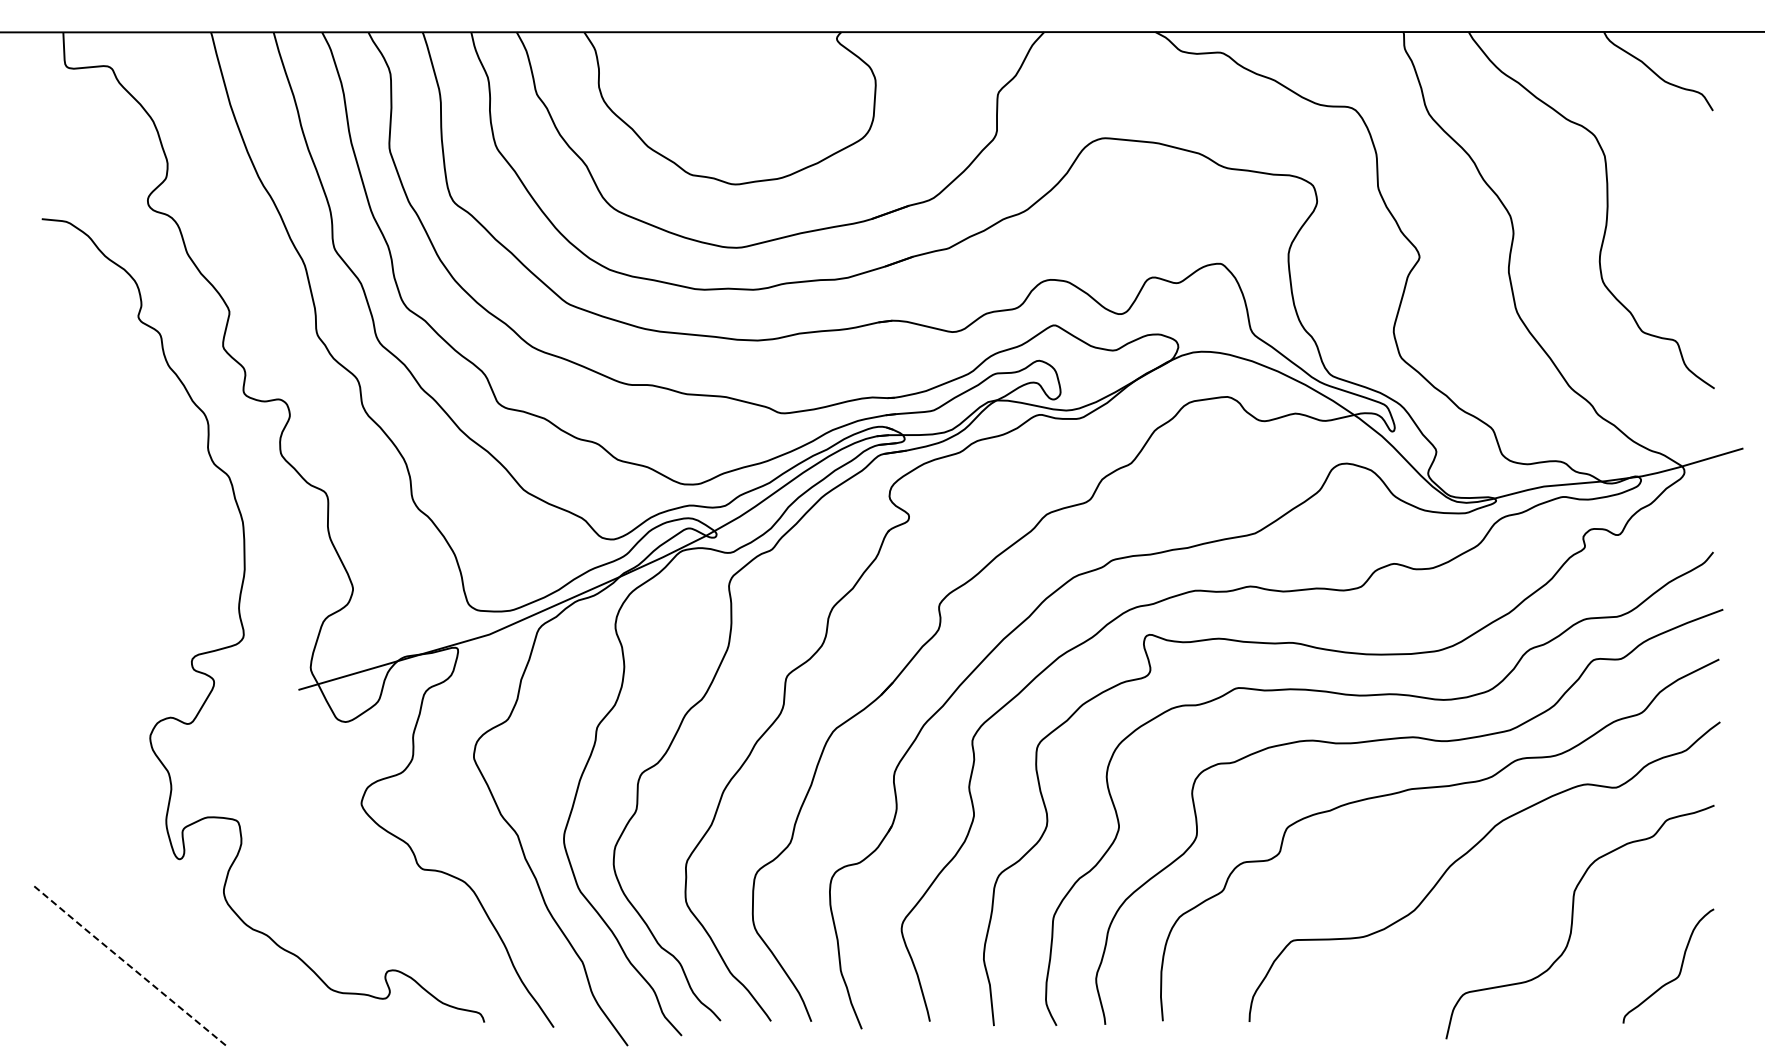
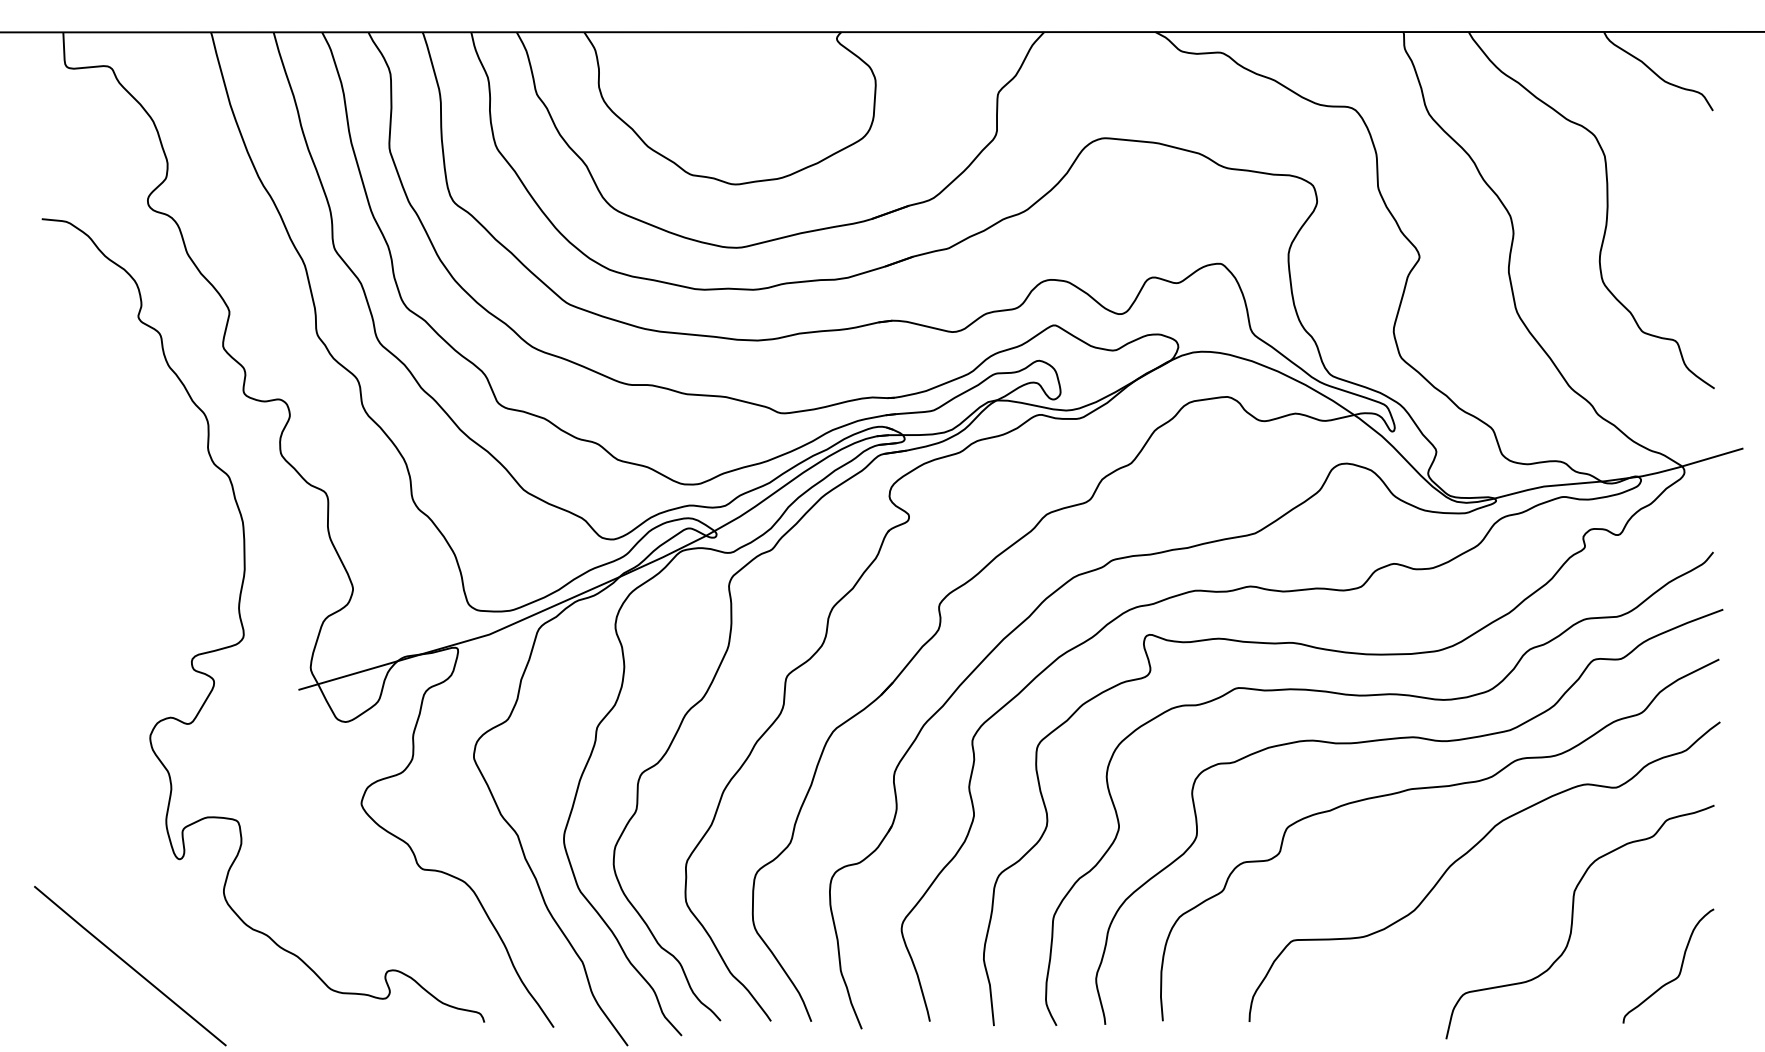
line: dashed -> solid (130, 966)
